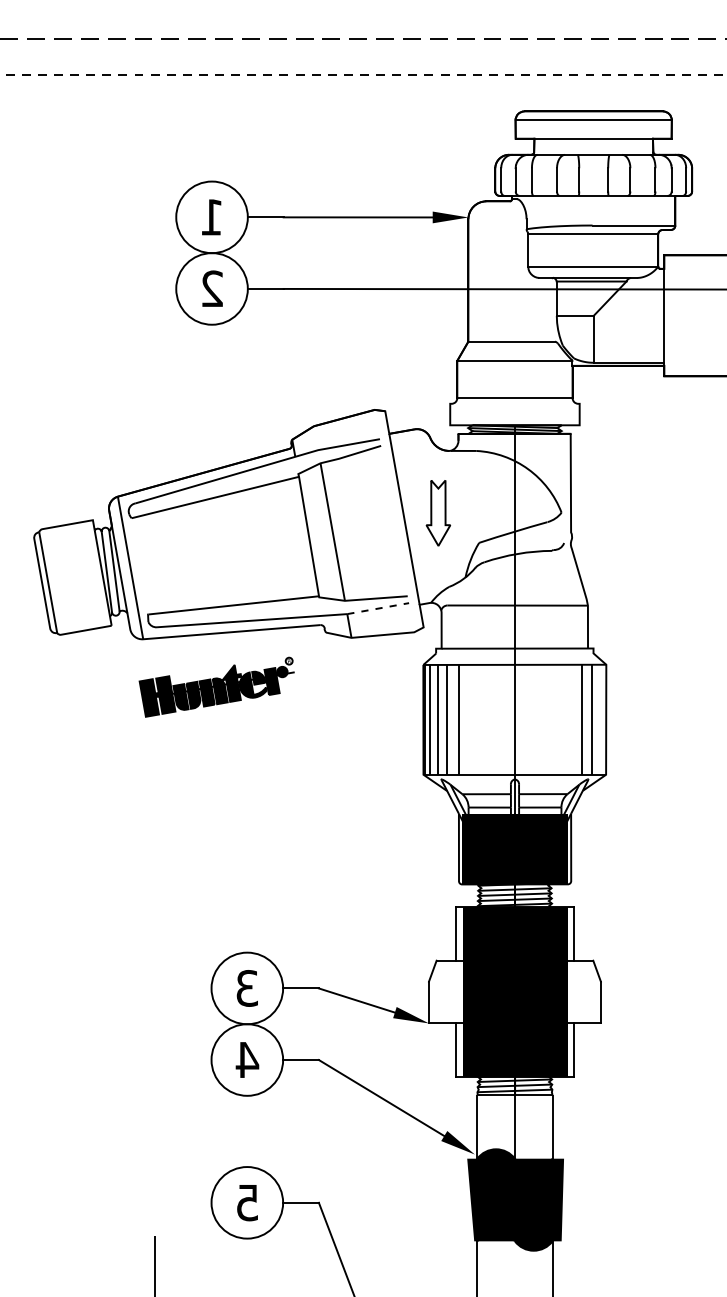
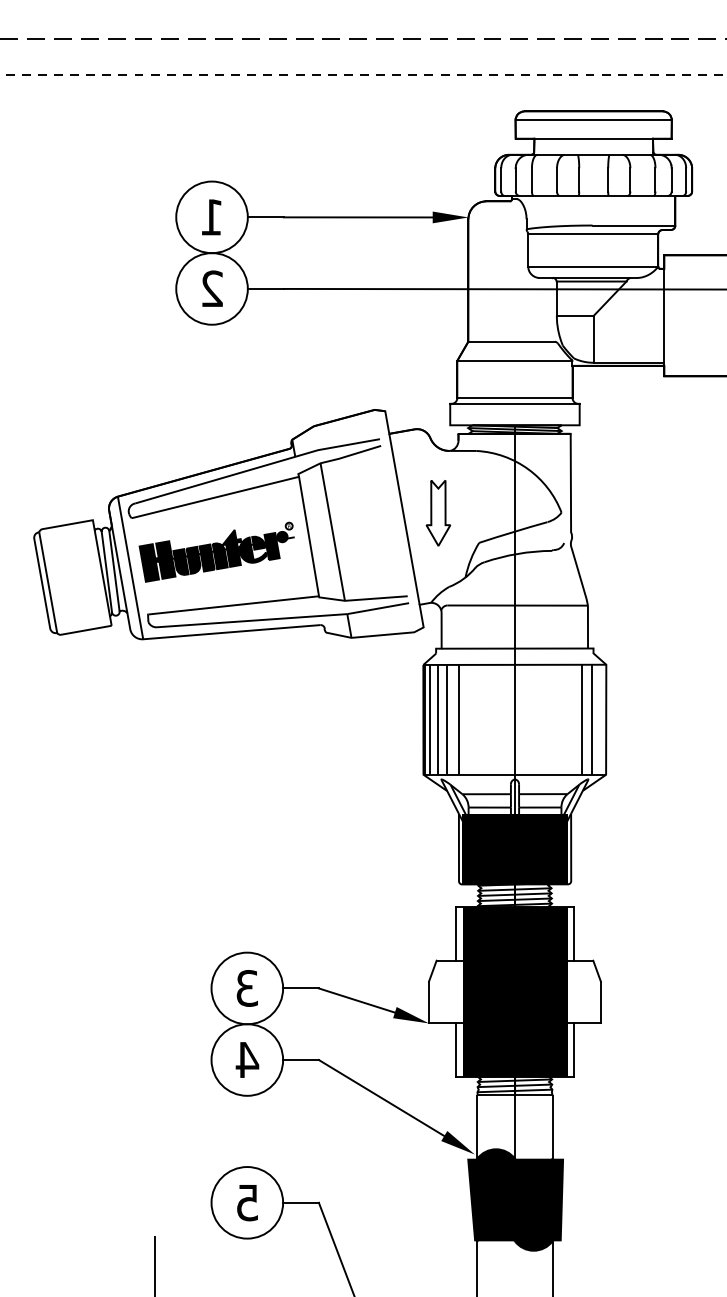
line: none -> present (514, 403)
line: dashed -> solid (378, 608)
part position: (216, 686) -> (216, 551) (216, 551)
